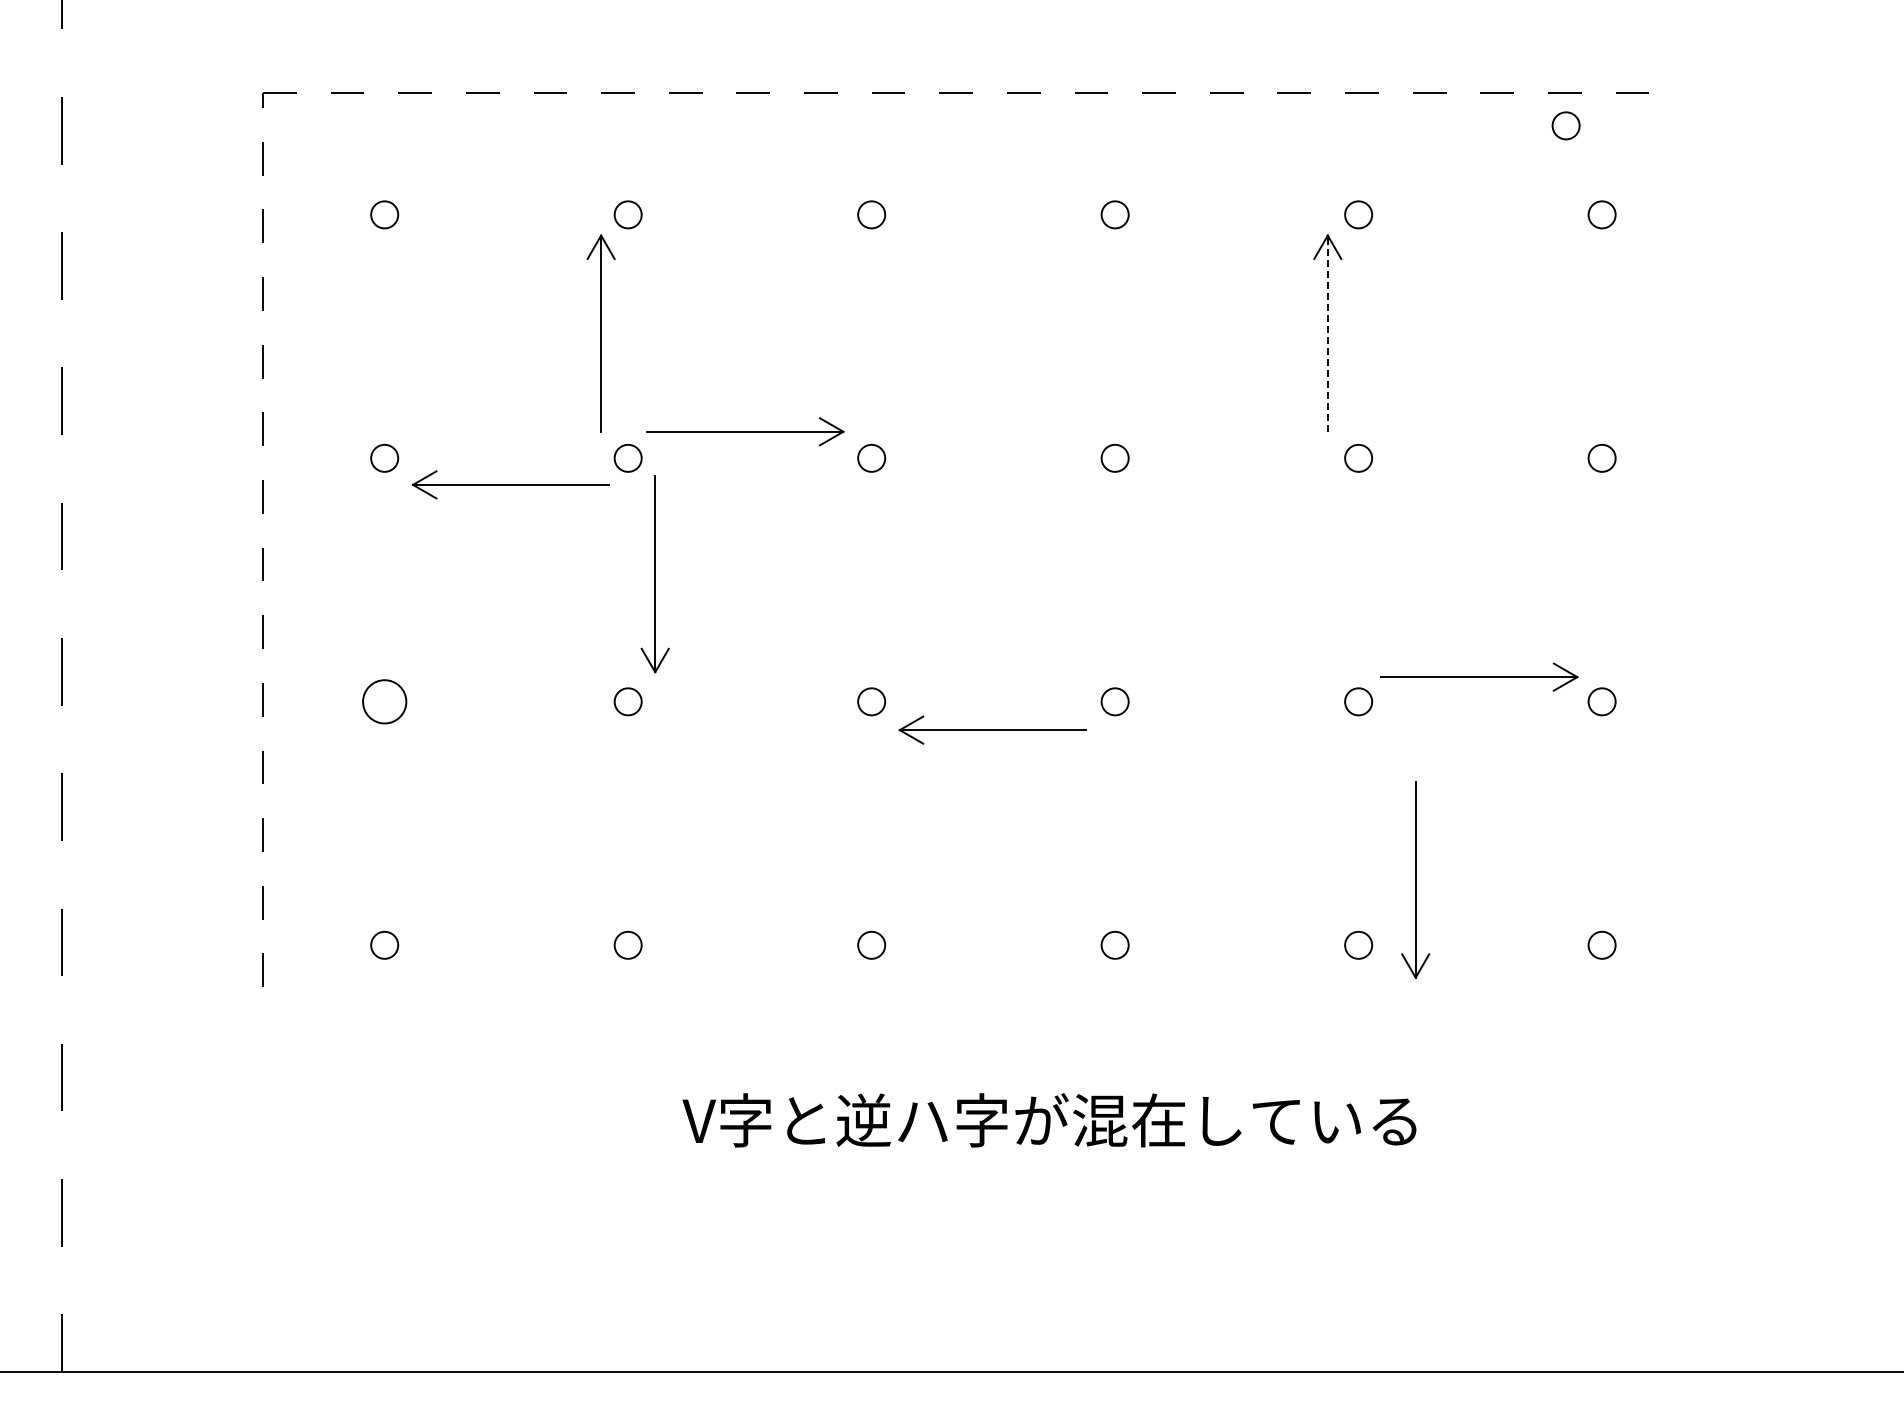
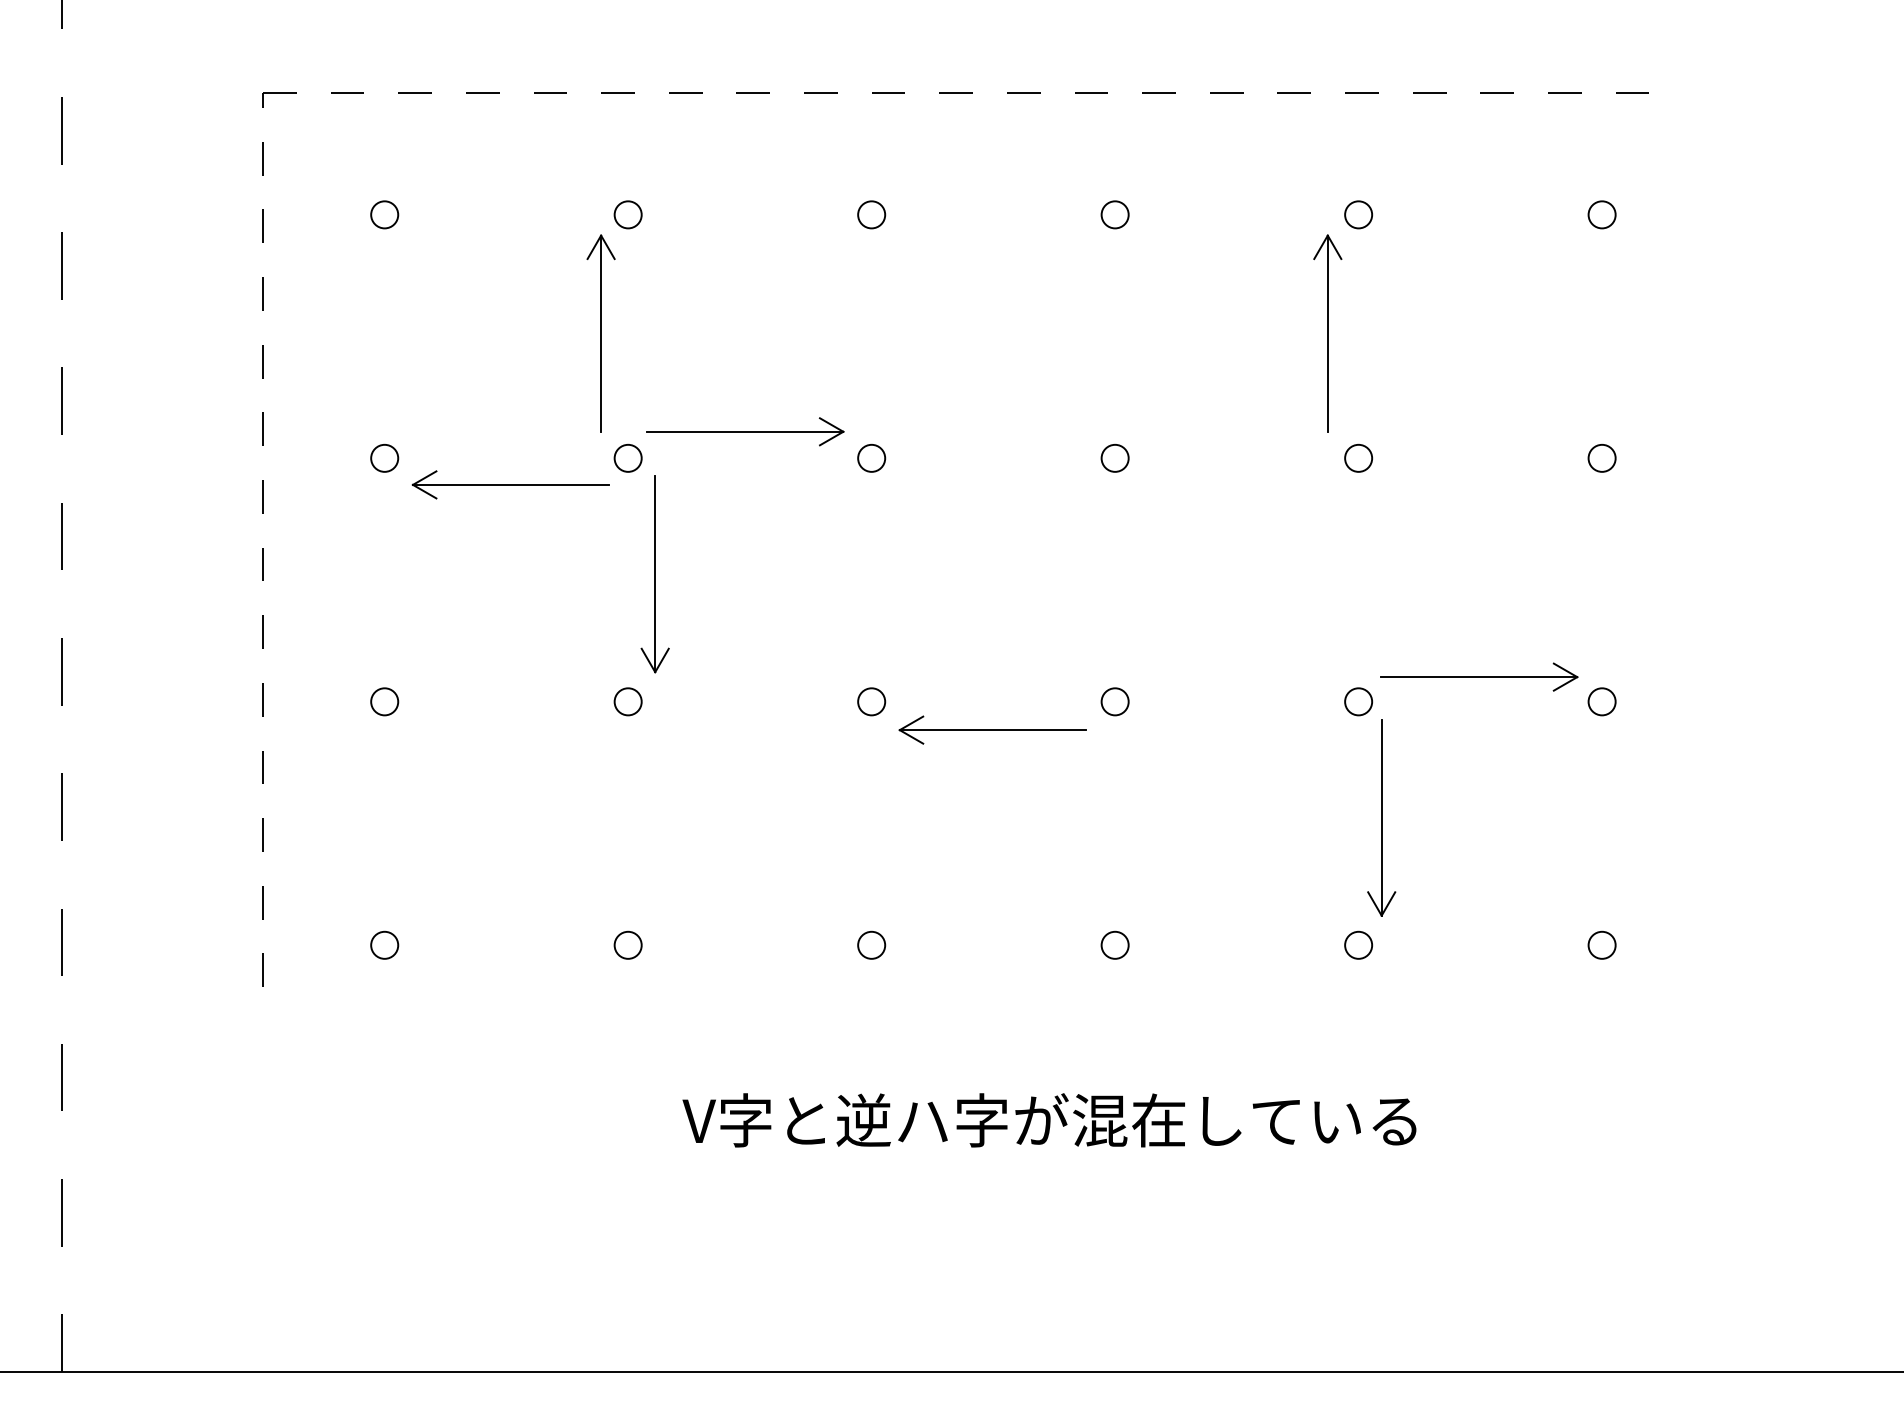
circle: present -> none (1565, 125)
line: dashed -> solid (1327, 333)
circle diameter: 43 px -> 27 px (384, 701)
part position: (1415, 879) -> (1381, 817) (1381, 817)
